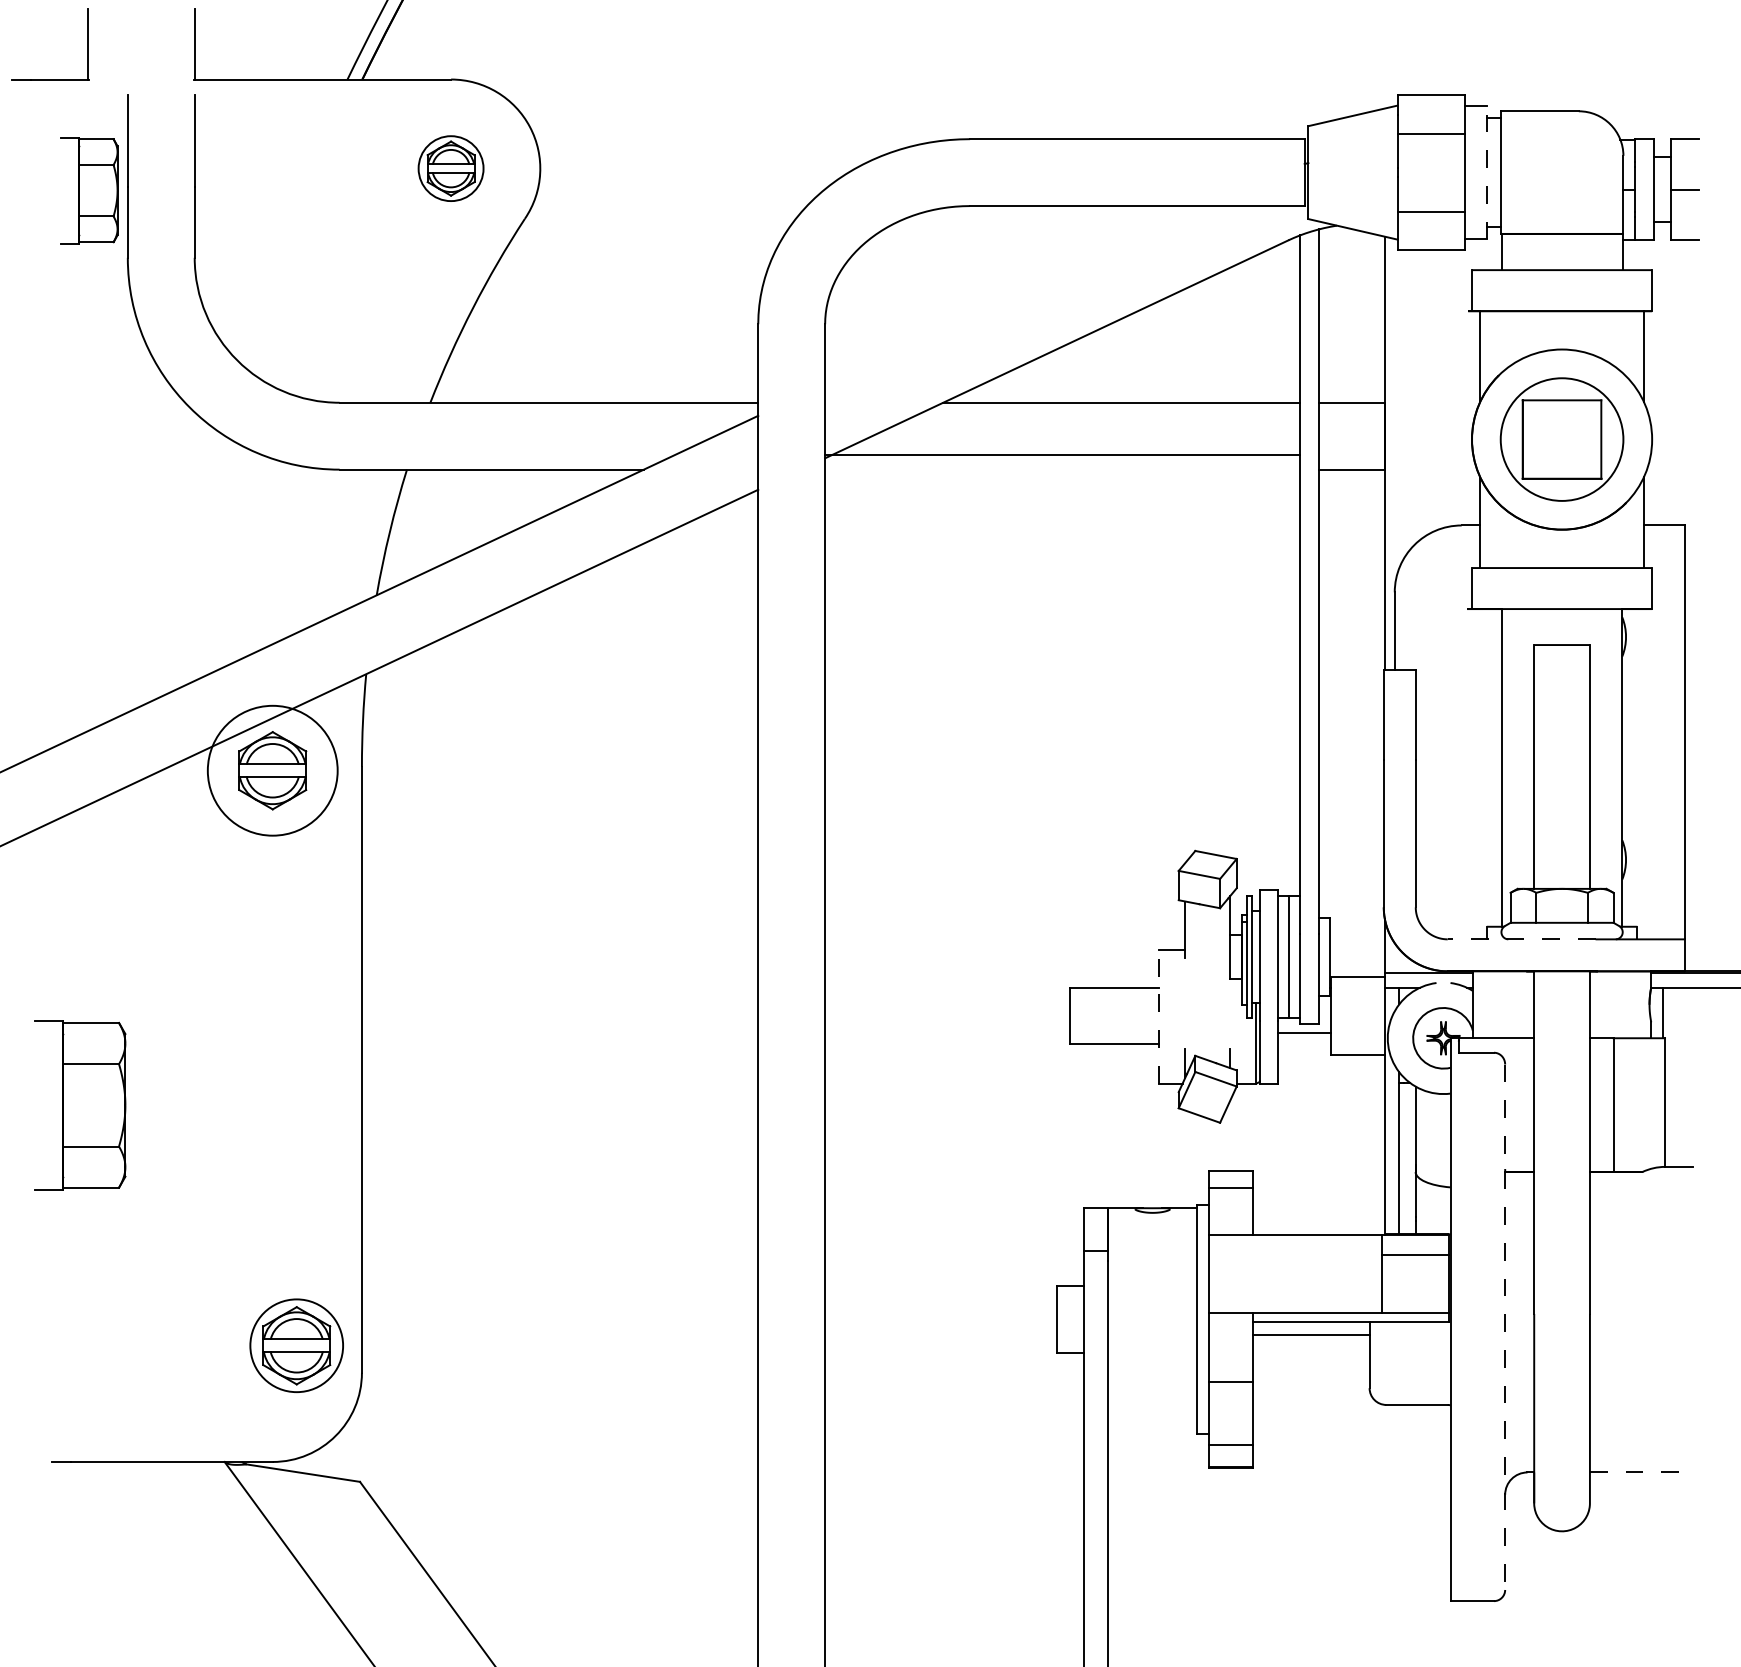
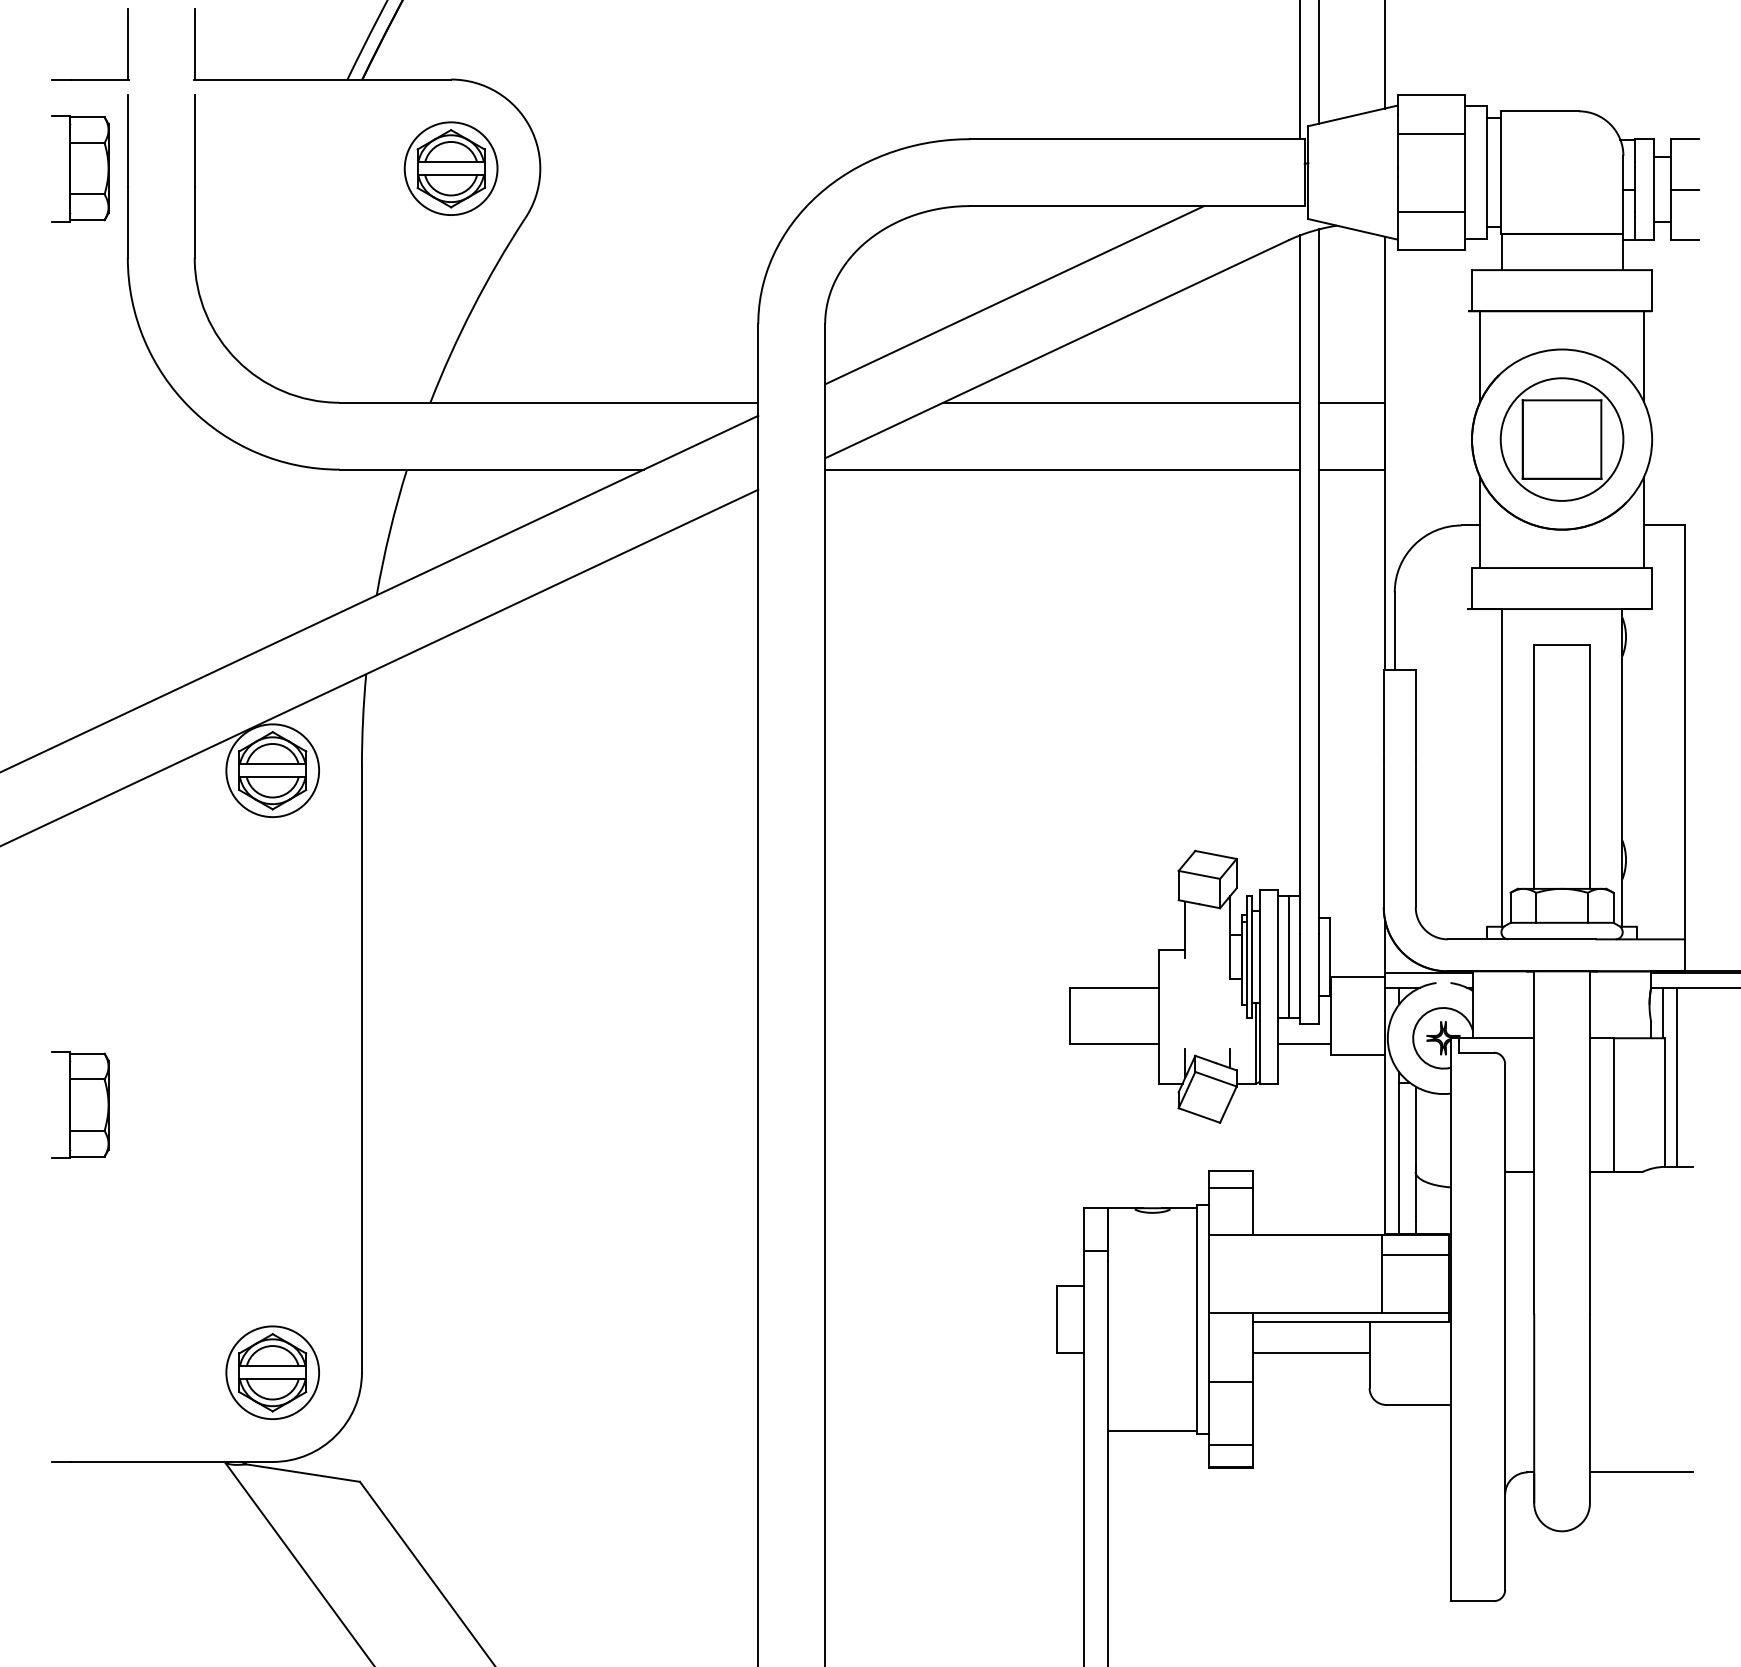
line: none -> present (1384, 55)
line: none -> present (1318, 62)
line: none -> present (1300, 70)
part position: (50, 79) -> (90, 79) (90, 79)
part size: 68x67 px -> 96x95 px (450, 168)
line: dashed -> solid (1486, 172)
part position: (89, 190) -> (80, 168) (80, 168)
line: none -> present (1014, 295)
line position: (1062, 454) -> (1062, 469) (1062, 469)
circle diameter: 130 px -> 93 px (272, 770)
line: dashed -> solid (1521, 939)
line: dashed -> solid (1159, 1016)
line position: (1304, 1032) -> (1304, 1043) (1304, 1043)
line: none -> present (1677, 1076)
part size: 93x171 px -> 59x108 px (80, 1104)
line: dashed -> solid (1505, 1327)
line position: (1311, 1335) -> (1311, 1353) (1311, 1353)
part position: (296, 1345) -> (272, 1372) (272, 1372)
line: none -> present (1152, 1431)
line: dashed -> solid (1641, 1472)
